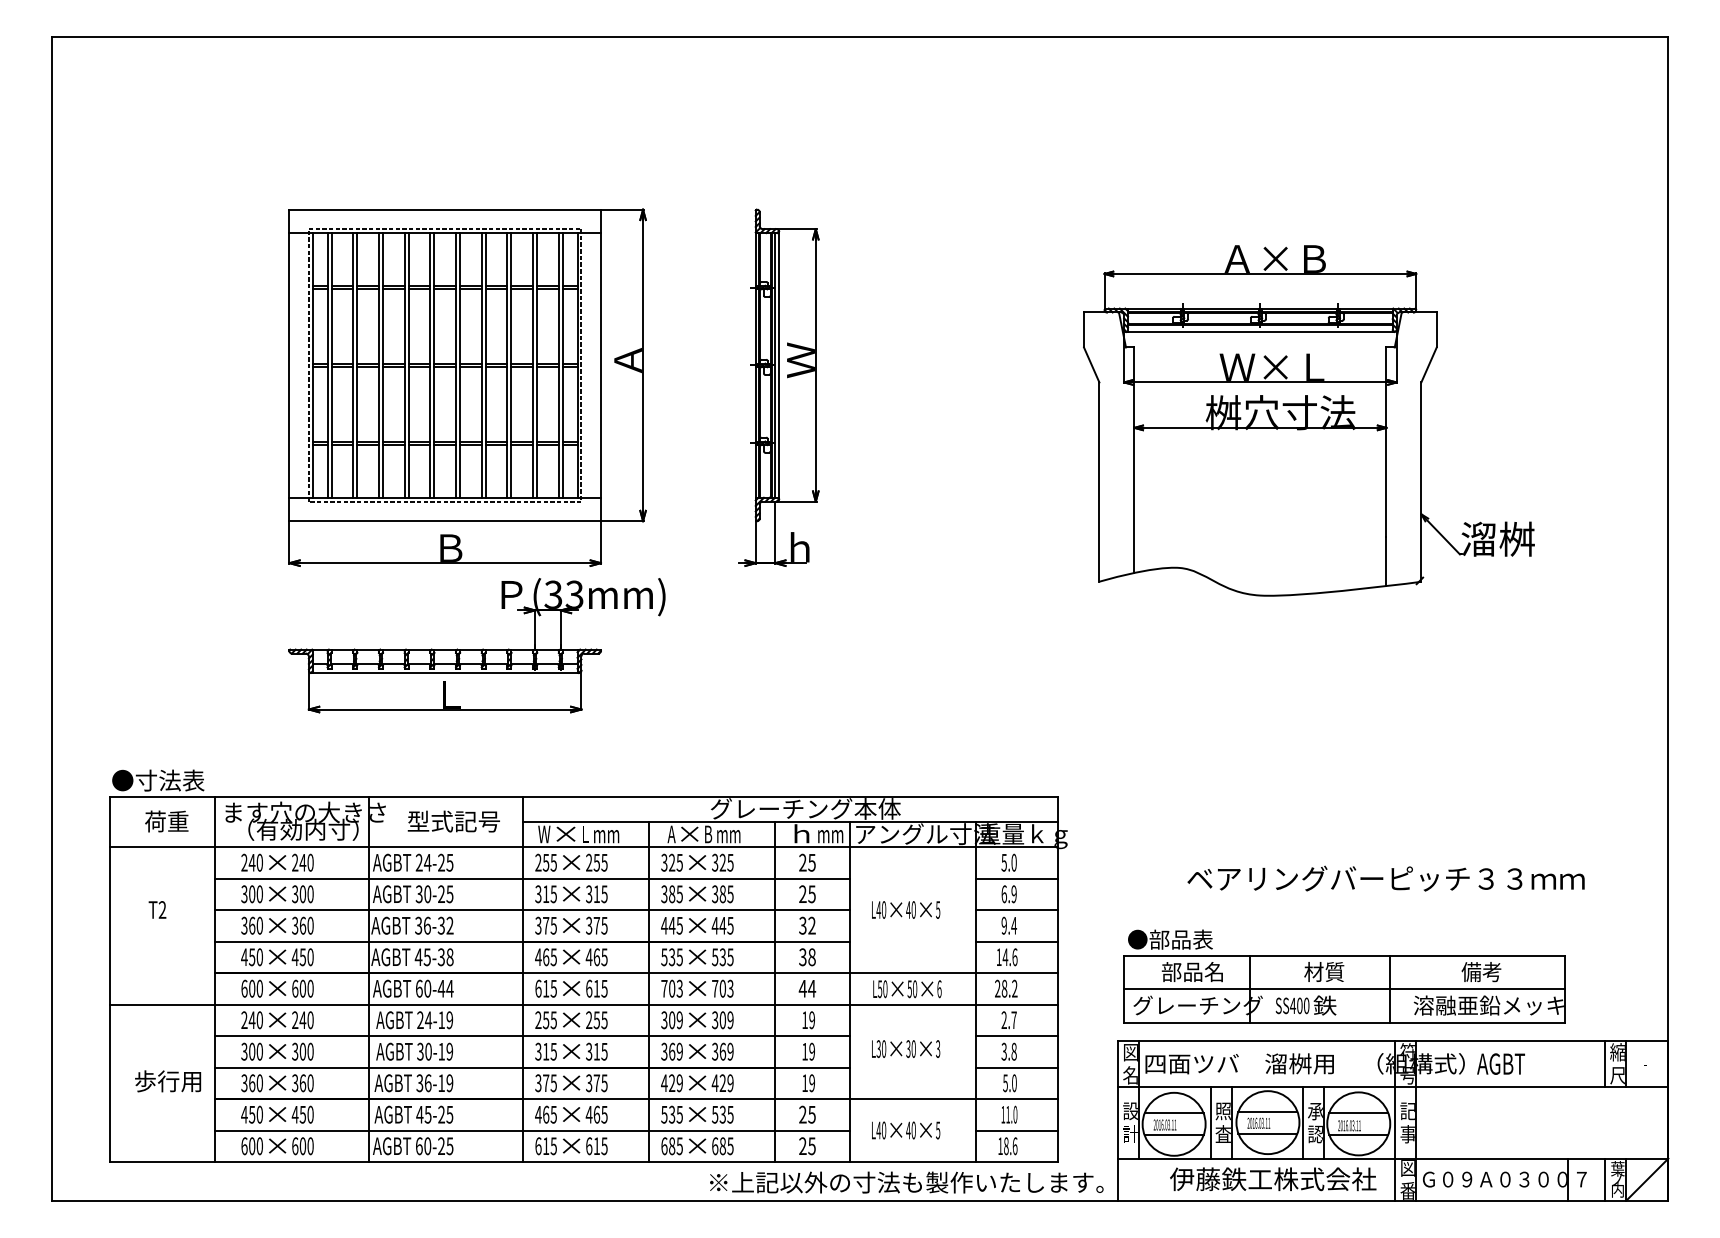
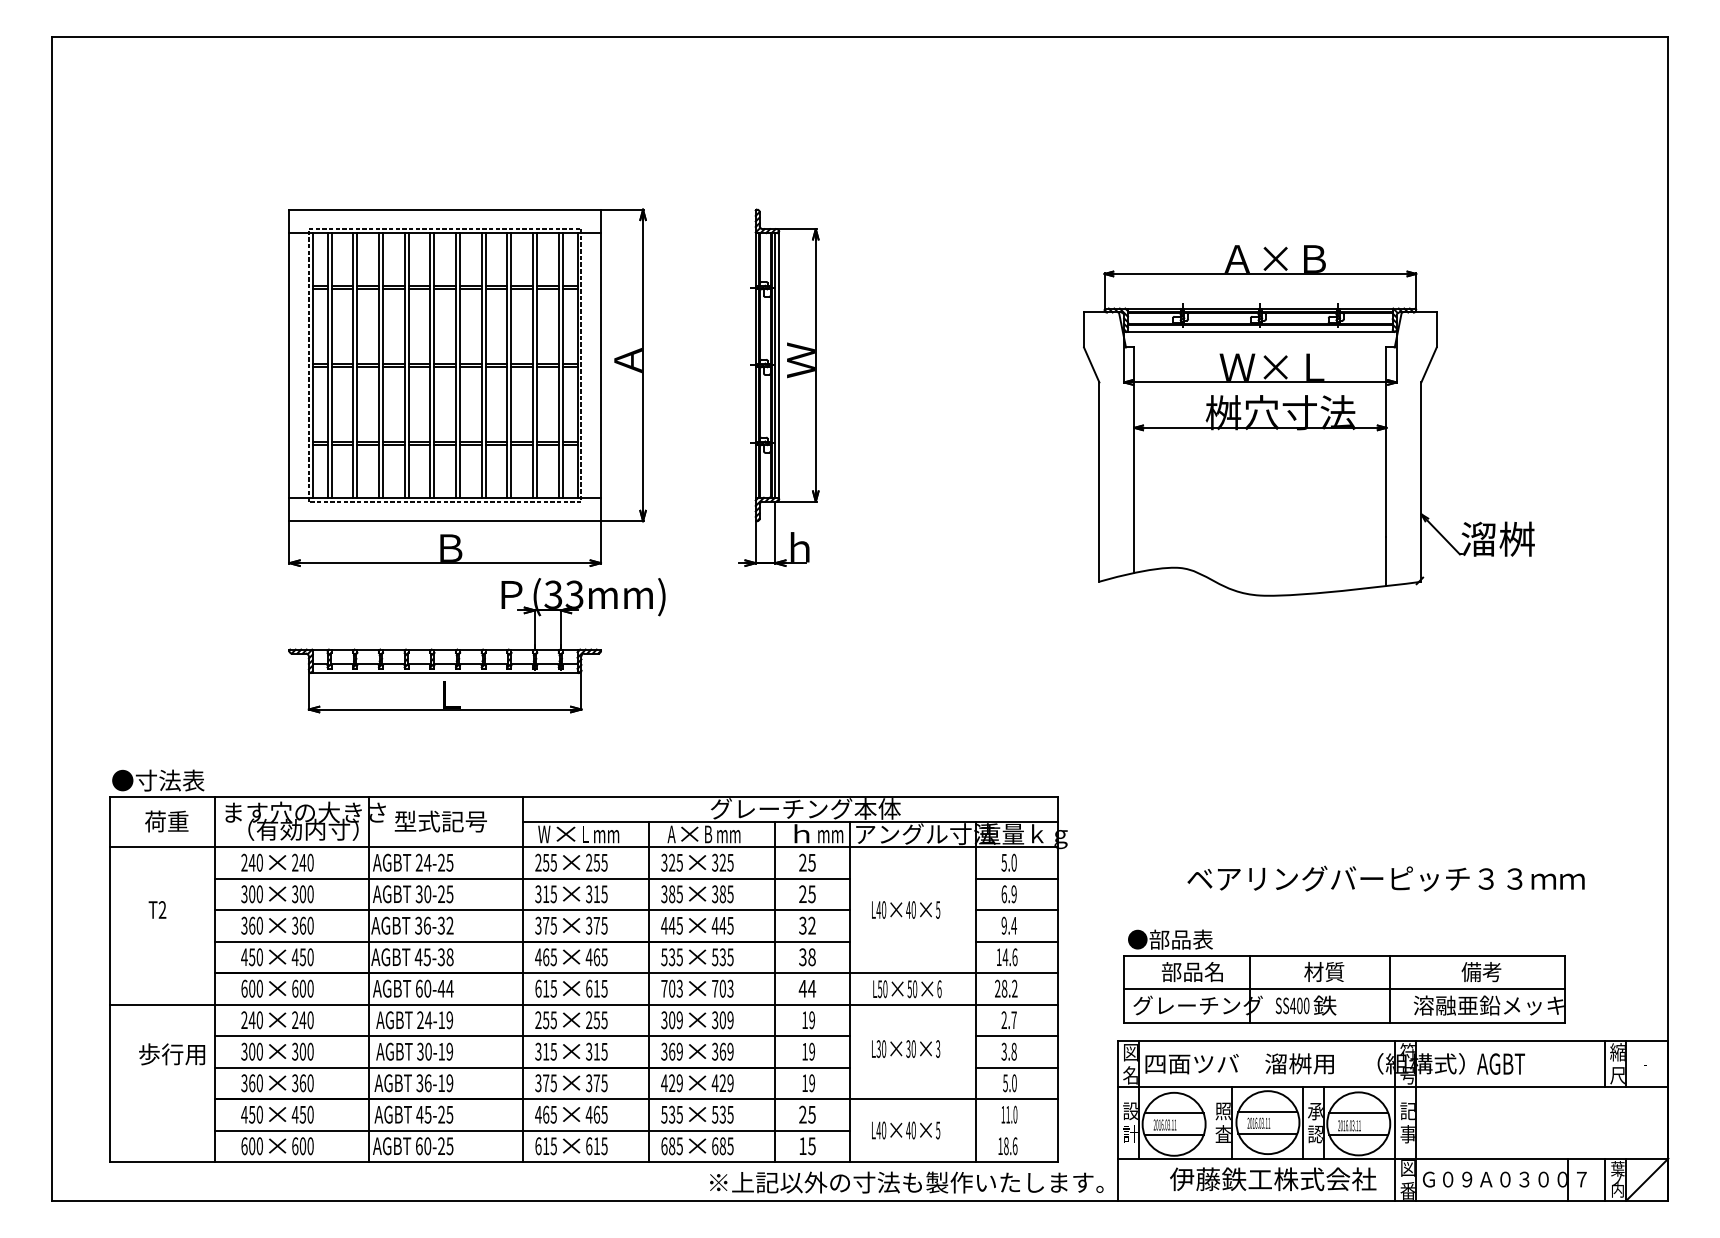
text position: (453, 821) -> (440, 821) (440, 821)
text position: (168, 1081) -> (172, 1054) (172, 1054)
line: present -> none (1210, 1122)
line: present -> none (1016, 1130)
text: 25 -> 15 (802, 1145)
